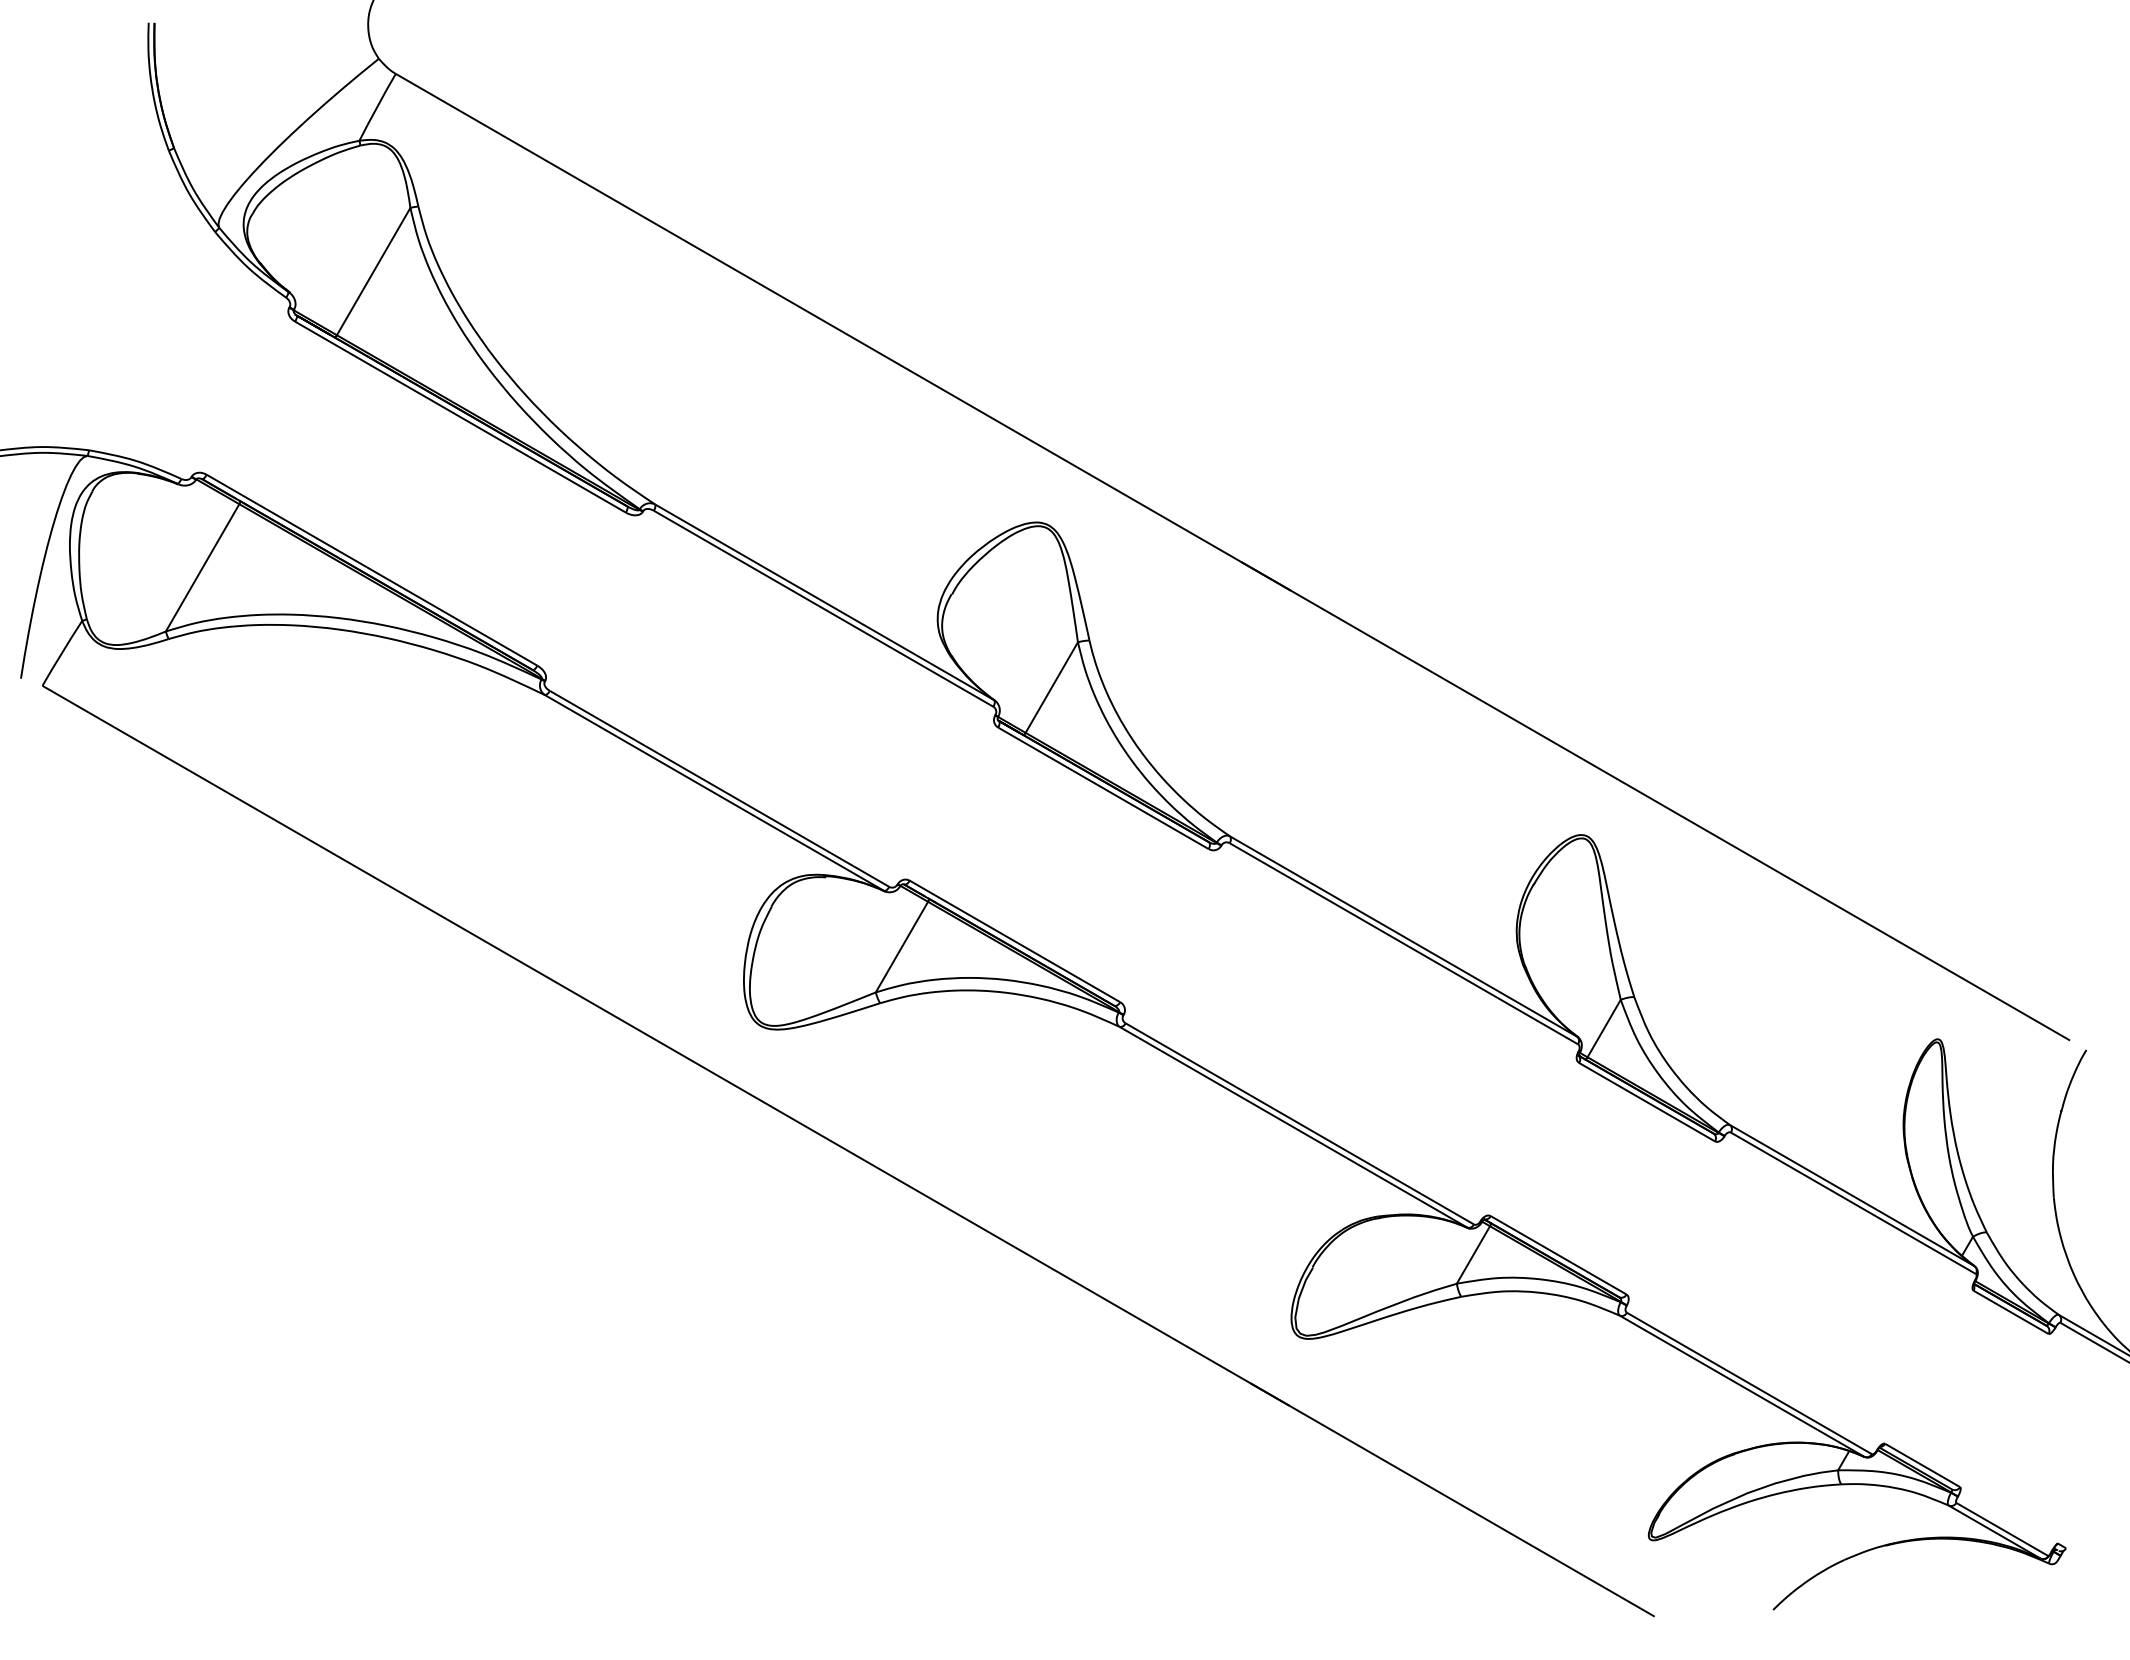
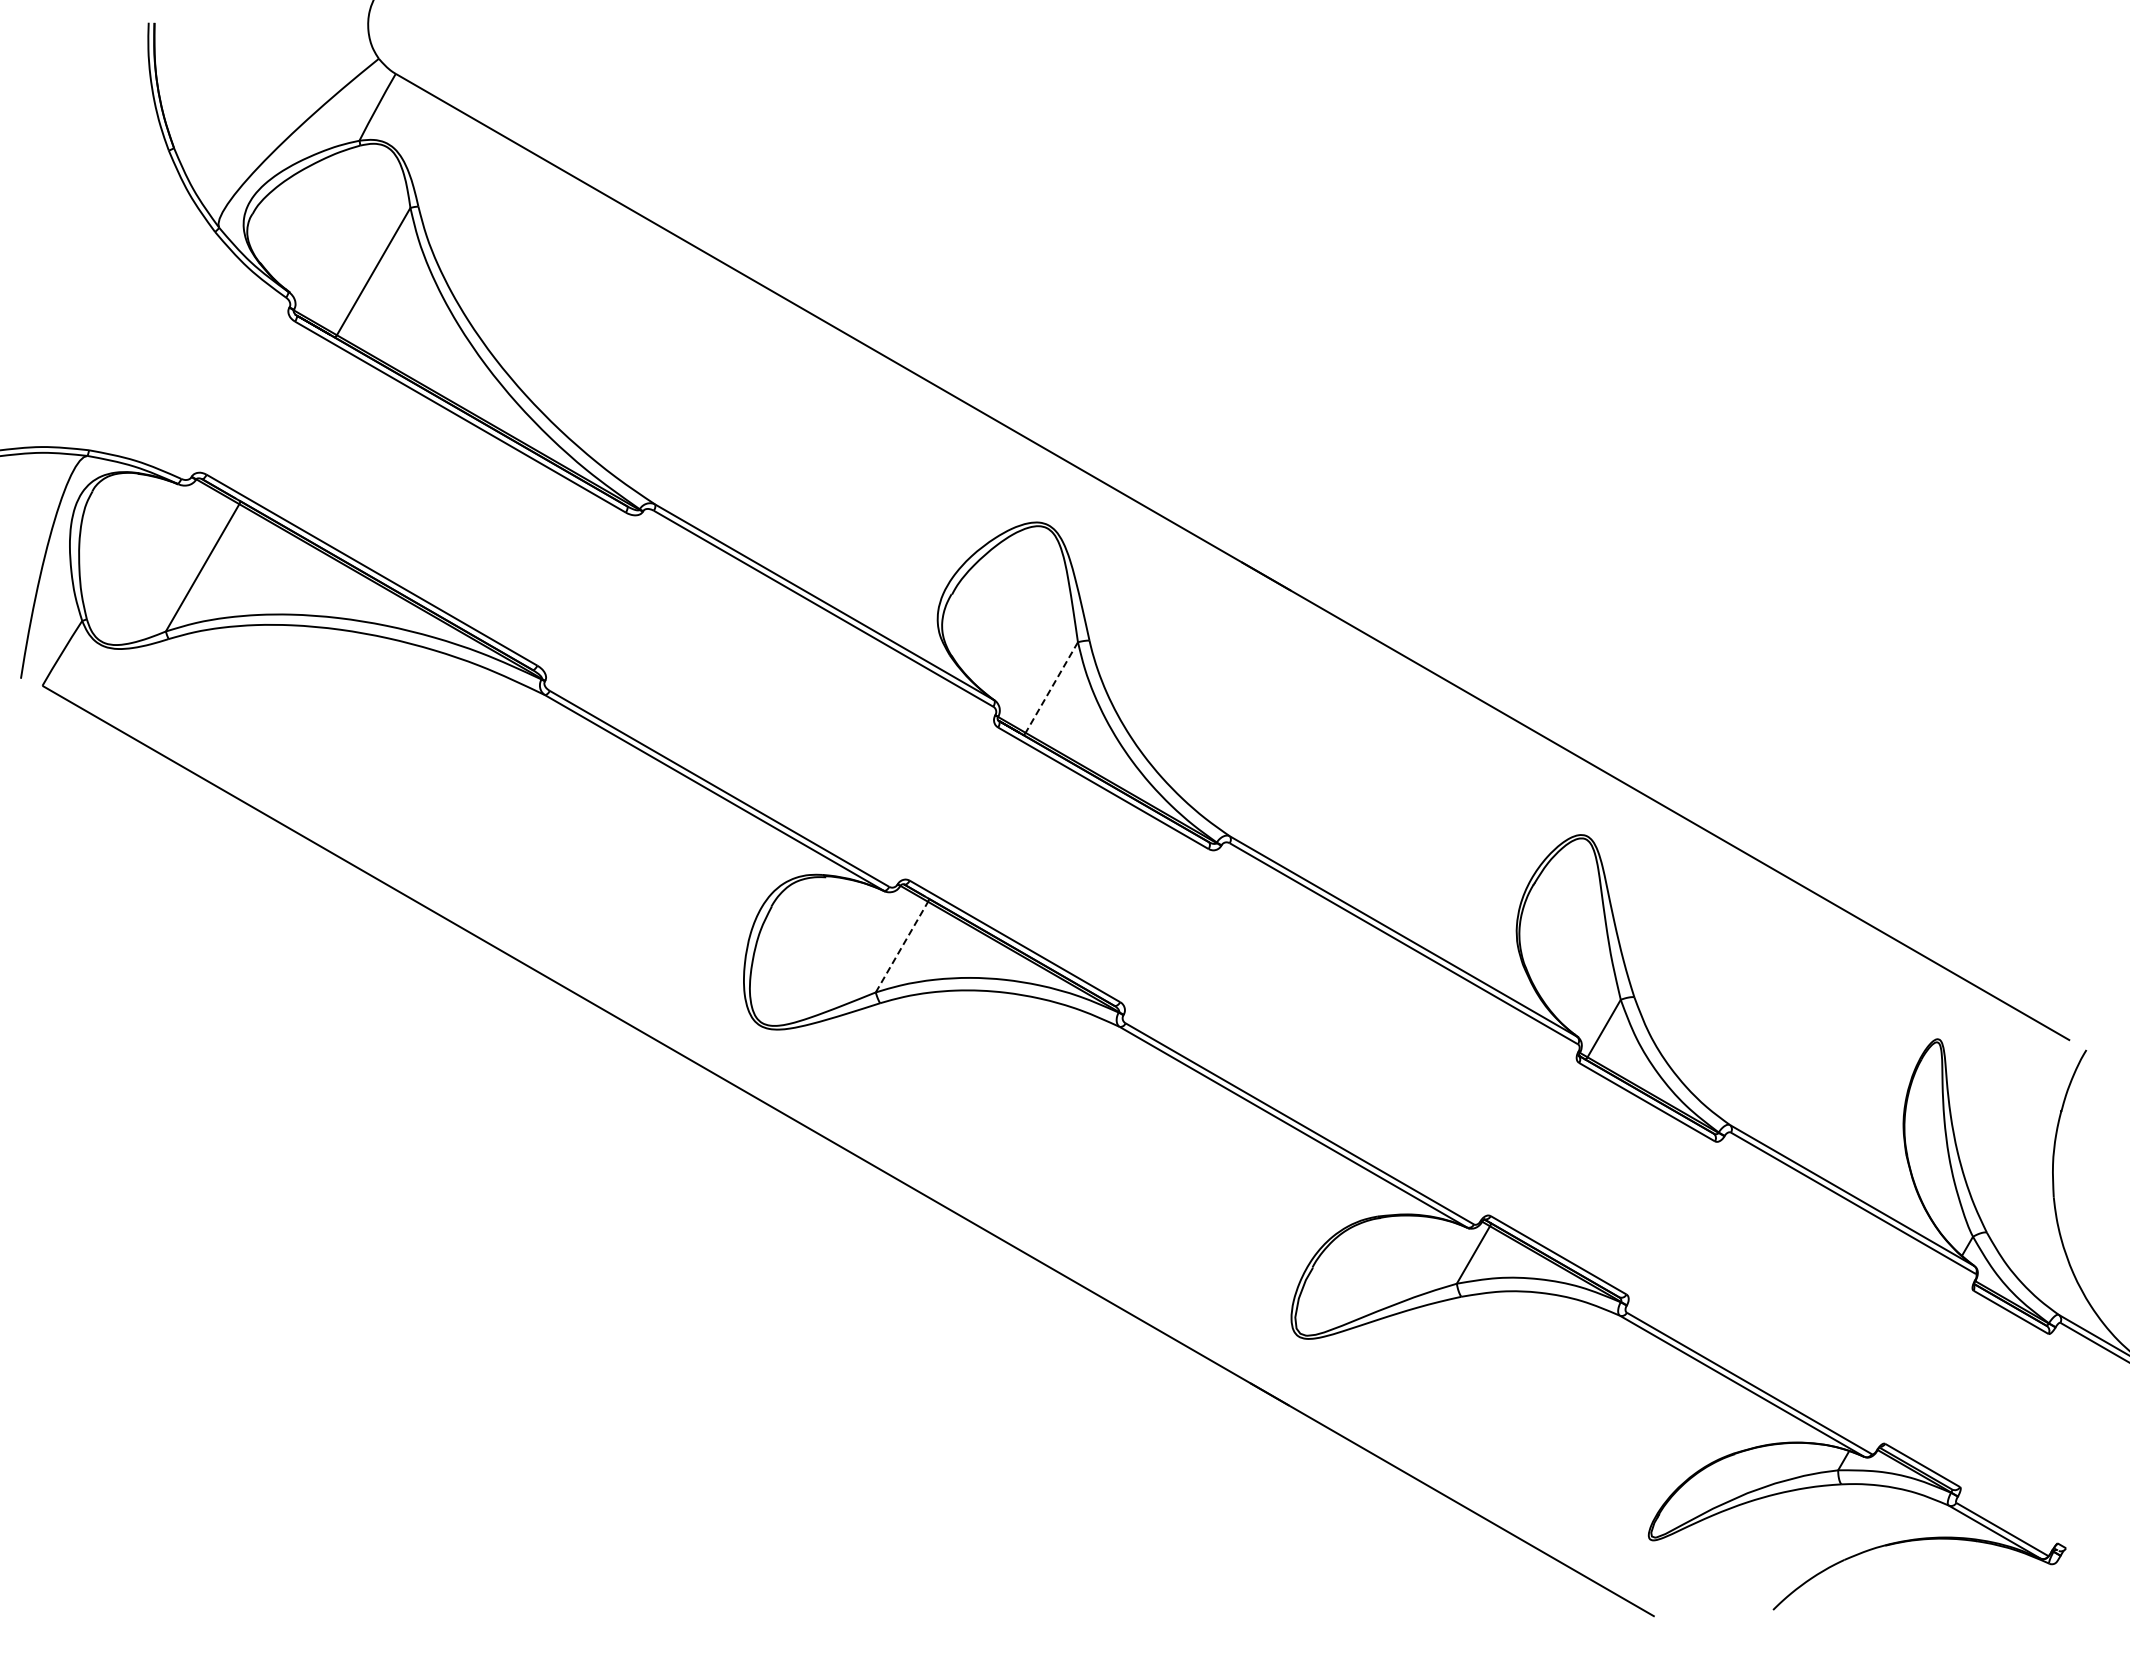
line: solid -> dashed (1051, 687)
line: solid -> dashed (902, 946)
